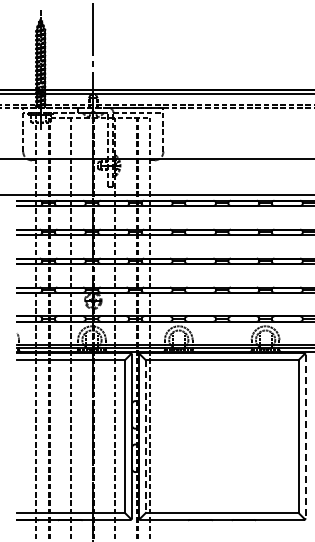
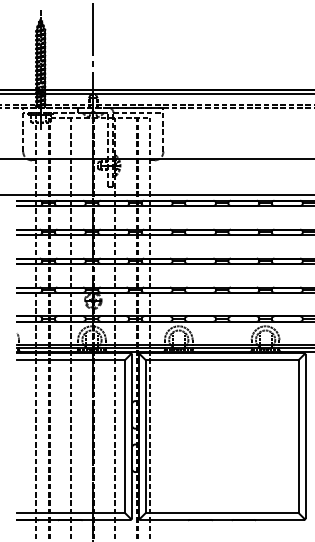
line: dashed -> solid (305, 436)
line: dashed -> solid (145, 437)
